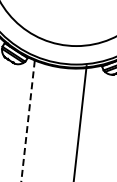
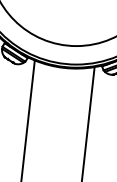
line: dashed -> solid (28, 120)
line position: (80, 122) -> (88, 122) (88, 122)
